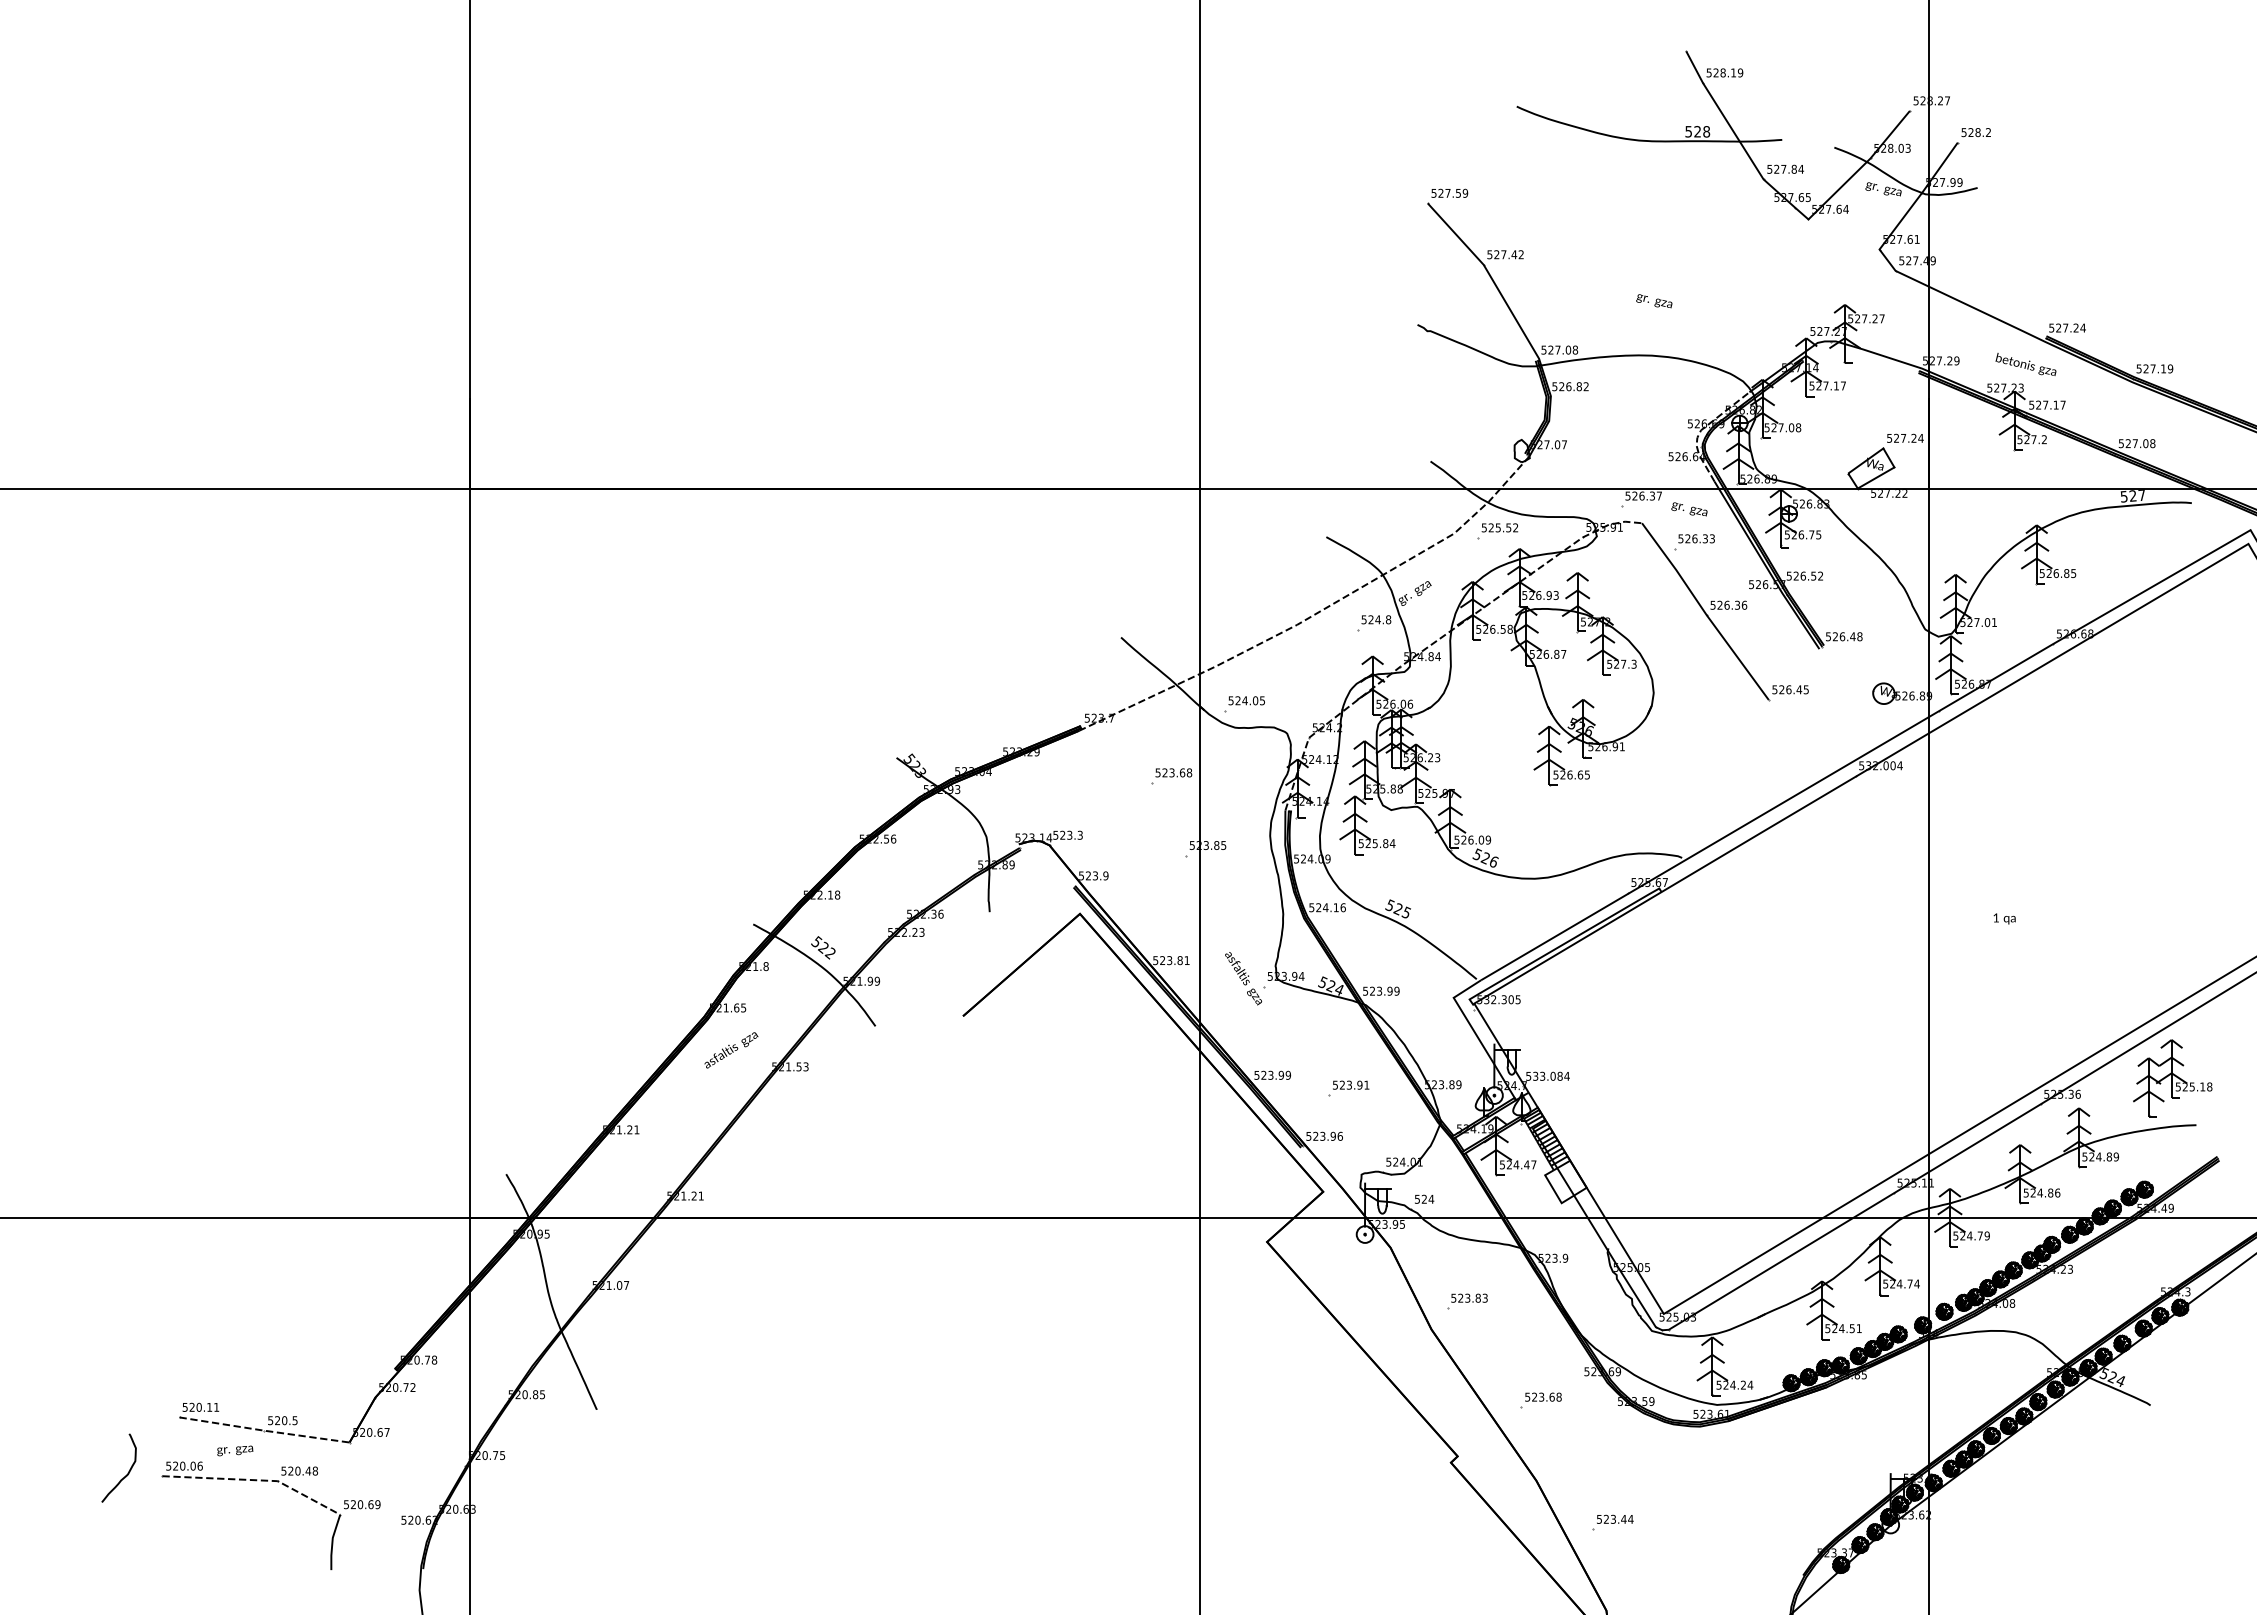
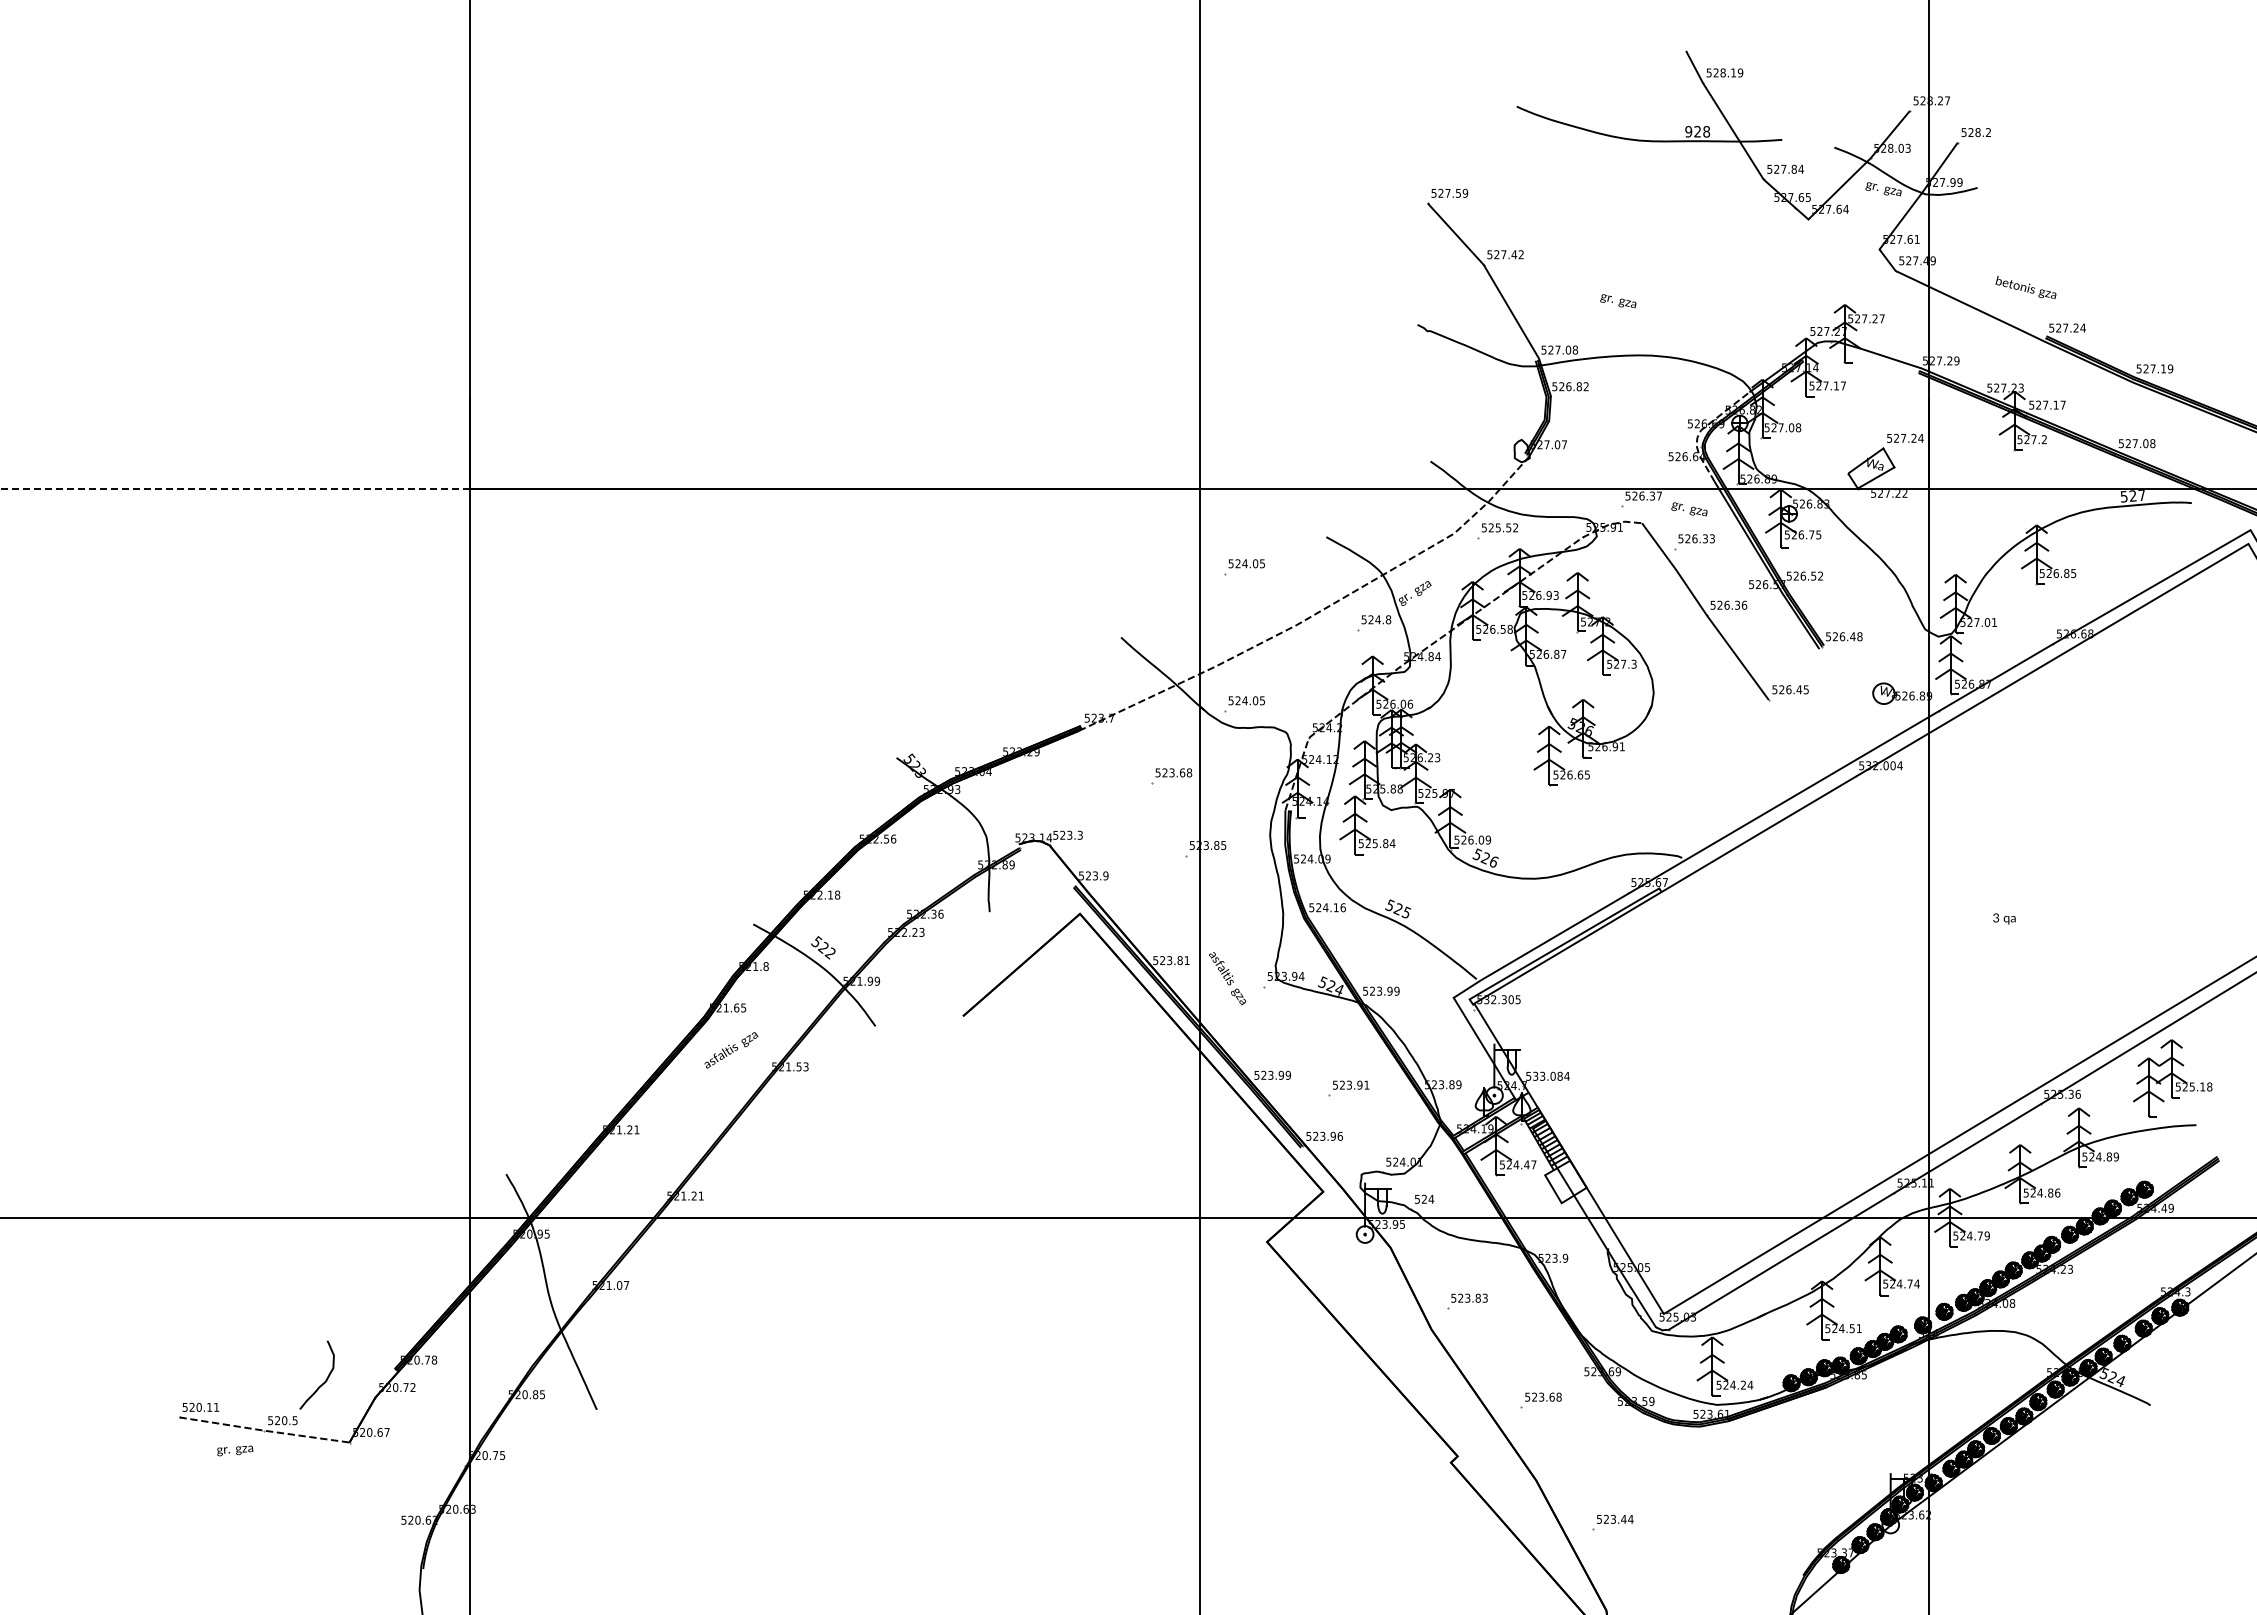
text: 528 -> 928 (1688, 131)
text position: (1654, 301) -> (1618, 301) (1618, 301)
text position: (2025, 364) -> (2025, 287) (2025, 287)
line: solid -> dashed (234, 489)
part: none -> present (1244, 567)
text: 1 -> 3 (1996, 917)
text position: (1243, 978) -> (1227, 978) (1227, 978)
curve position: (126, 1474) -> (324, 1381) (324, 1381)
part: present -> none (285, 1486)
